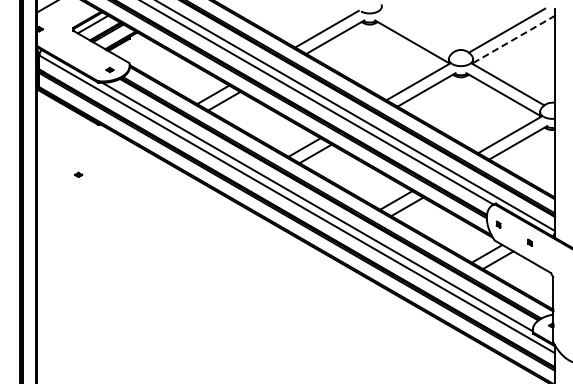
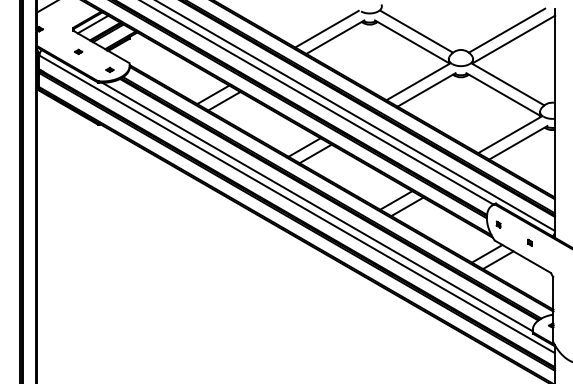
line: none -> present (416, 31)
line: dashed -> solid (514, 39)
part position: (78, 174) -> (78, 51) (78, 51)
